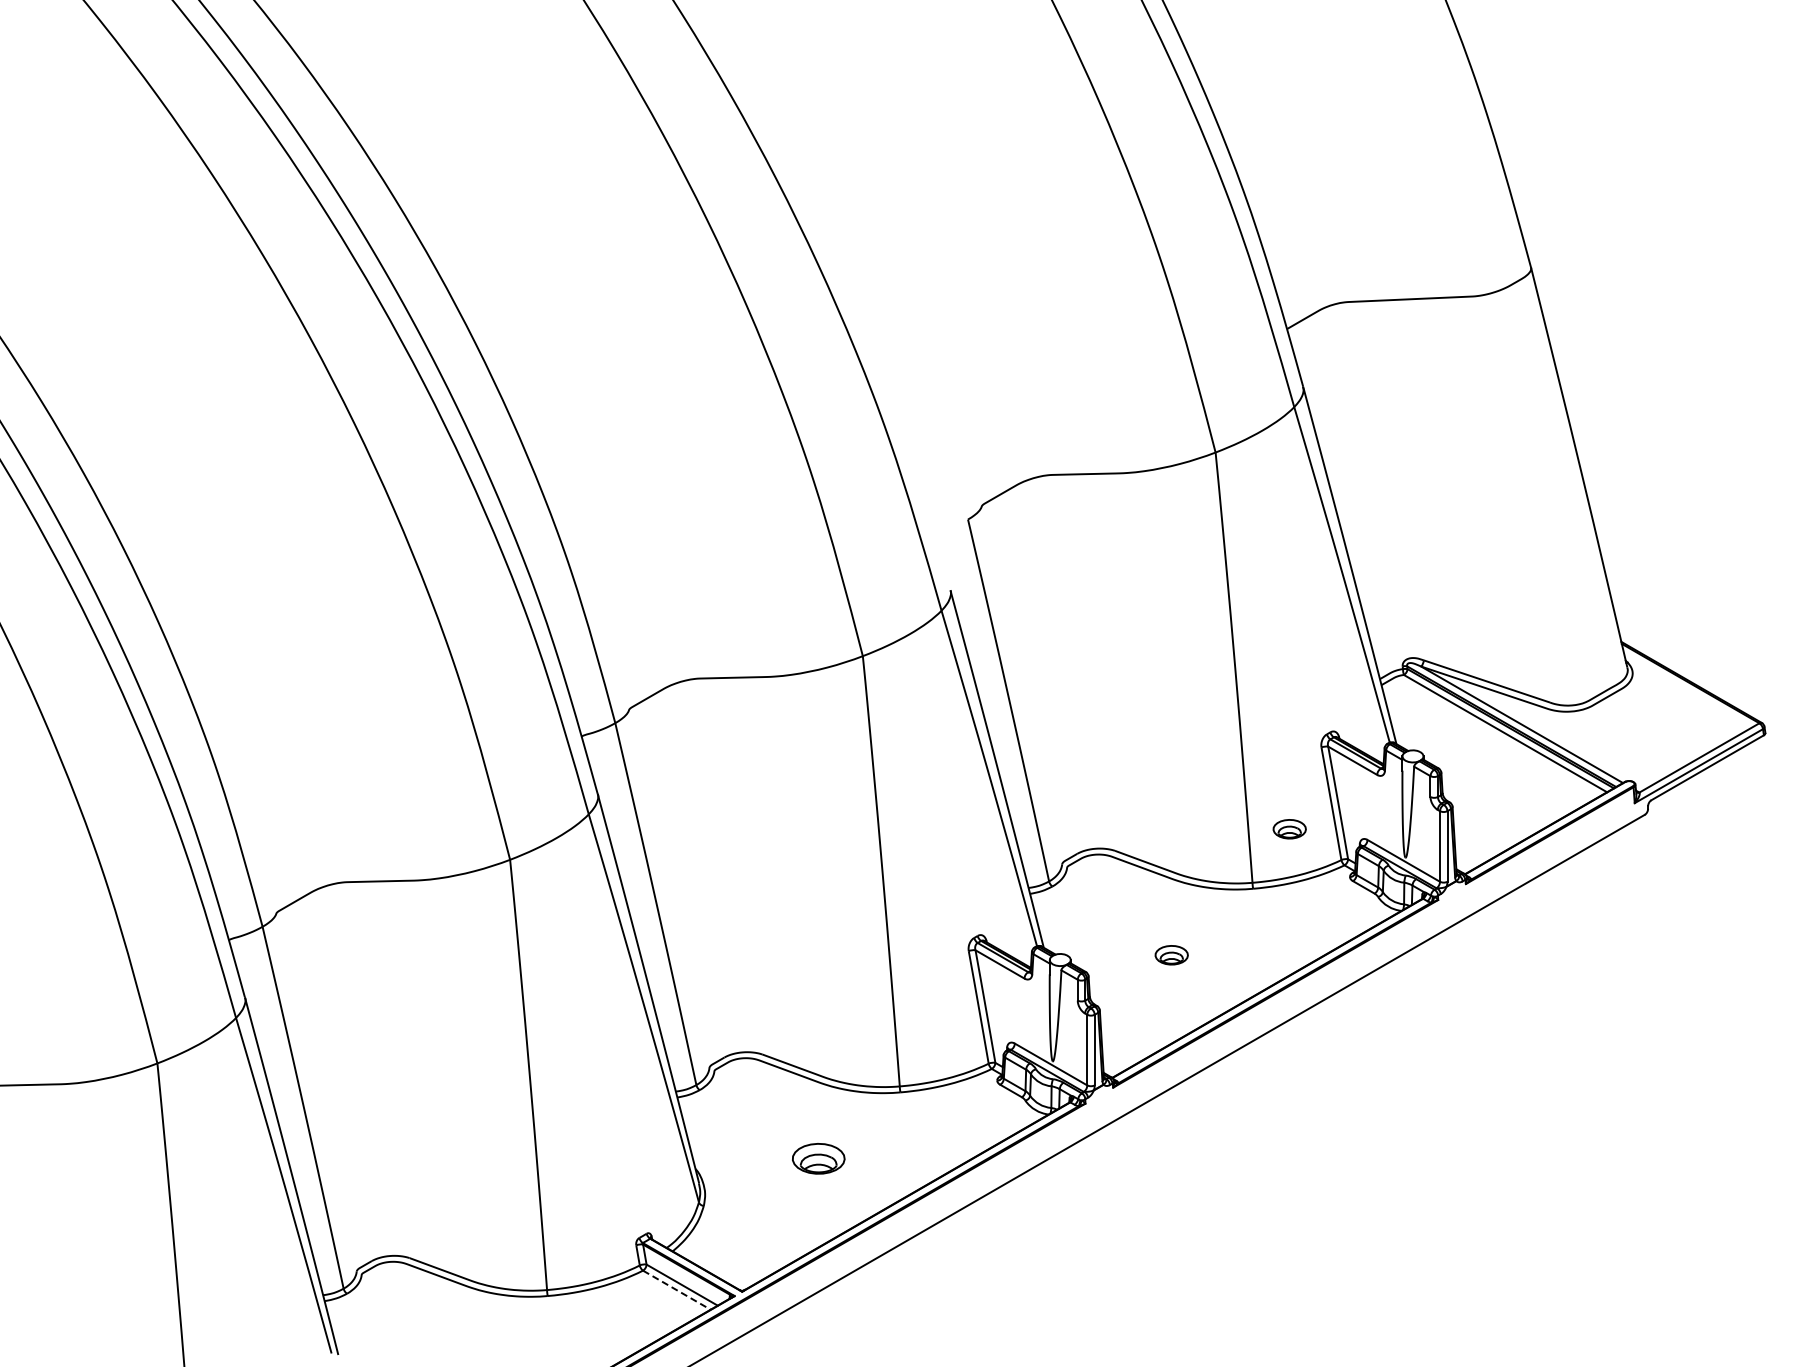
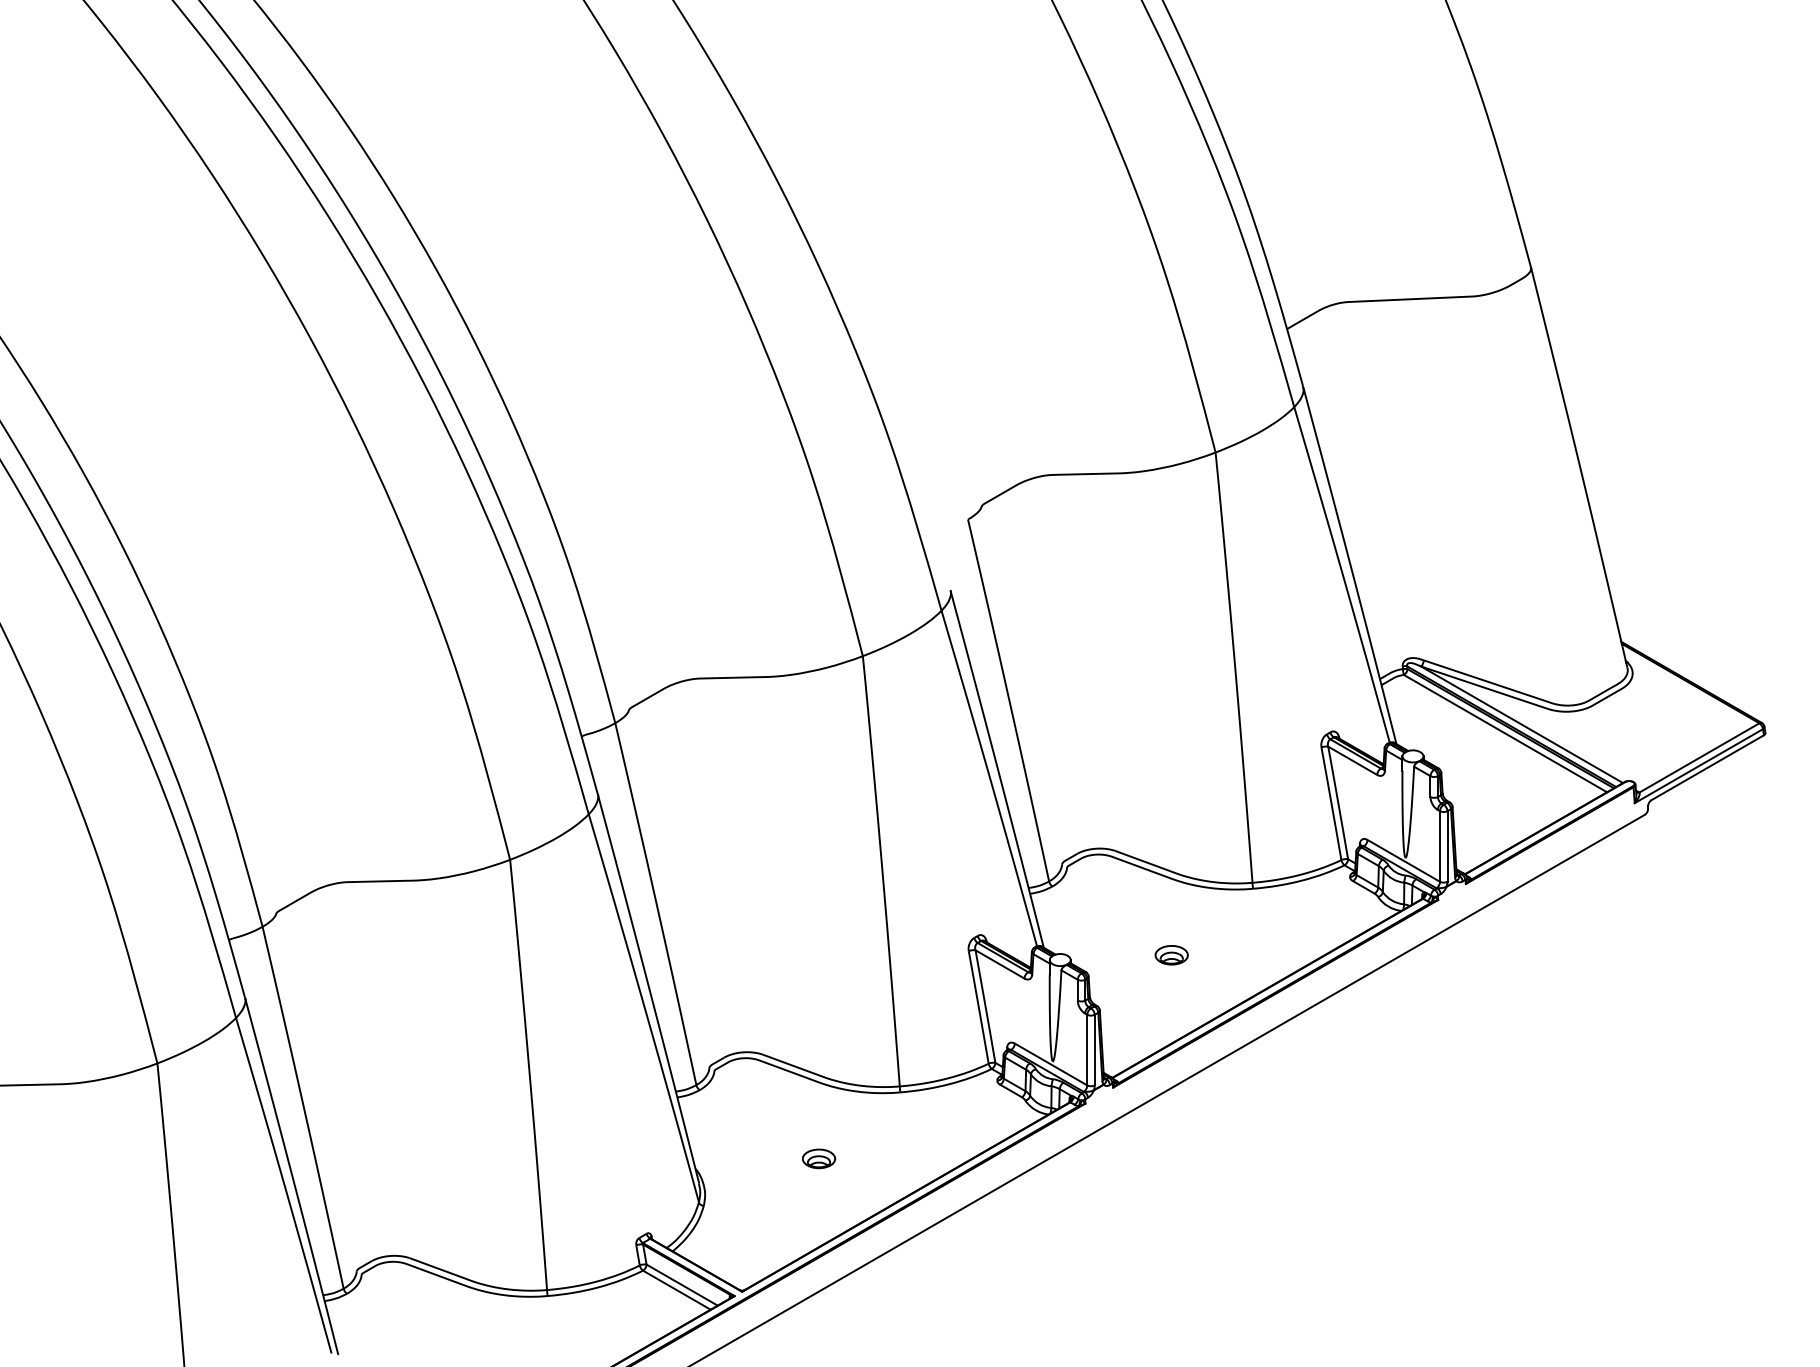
part: present -> none (1289, 829)
part size: 54x32 px -> 35x22 px (819, 1158)
line: dashed -> solid (677, 1290)
